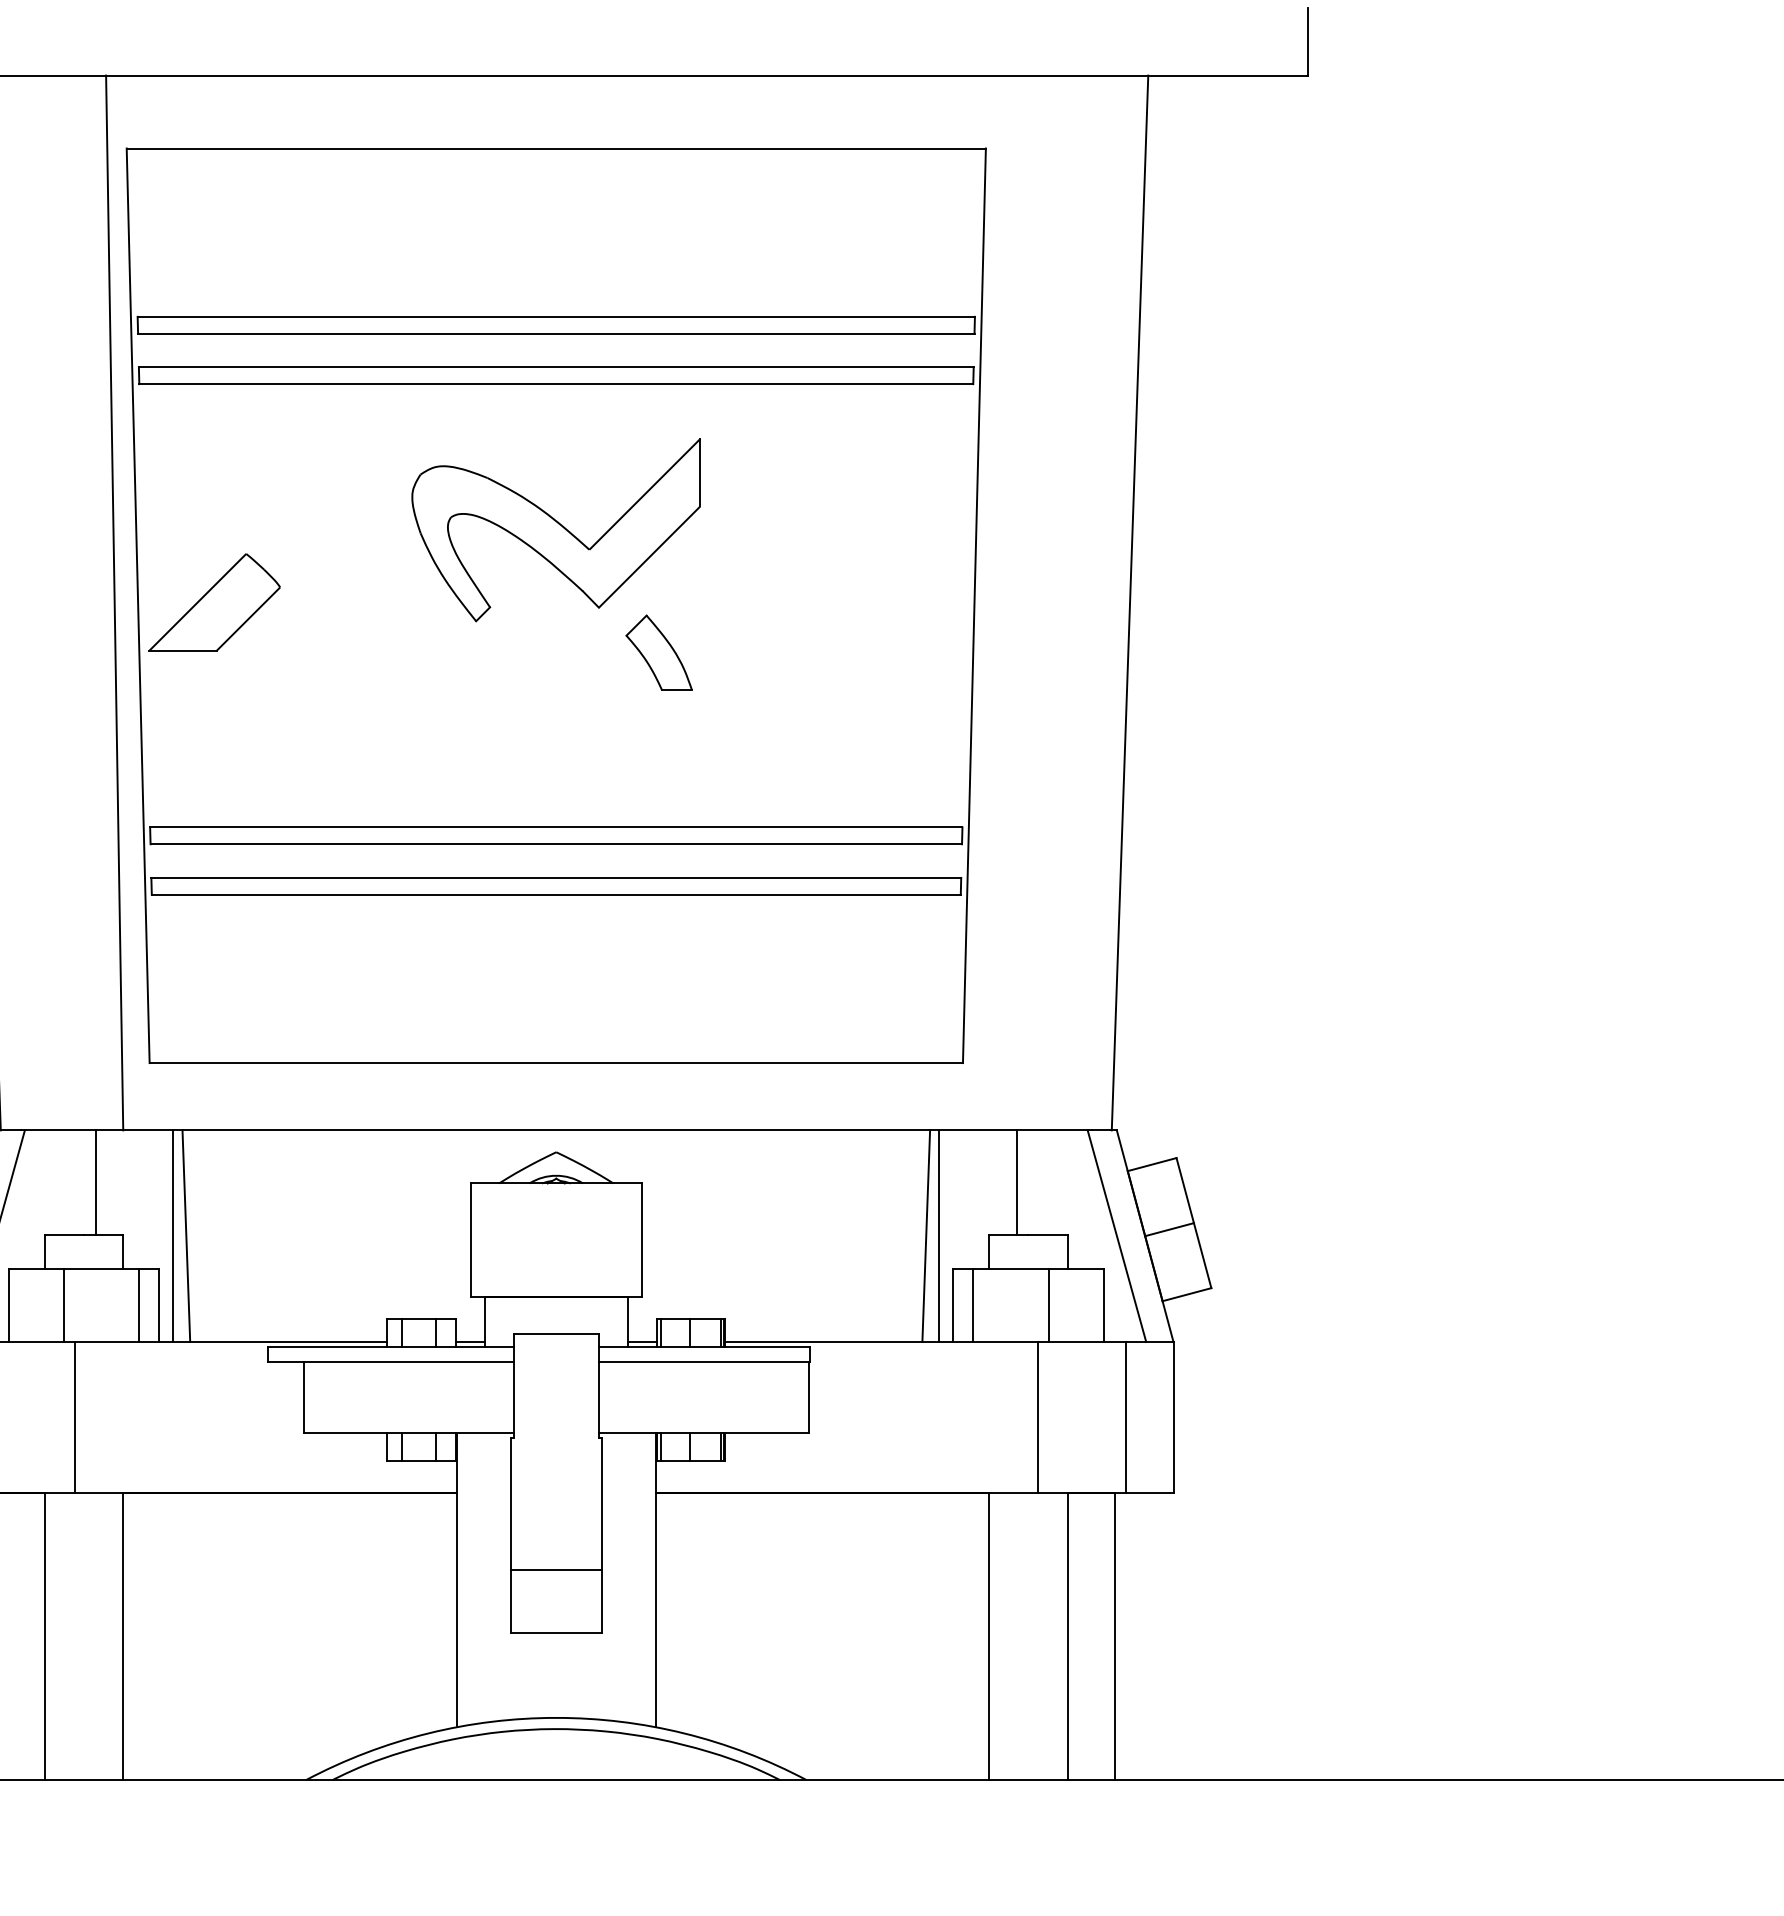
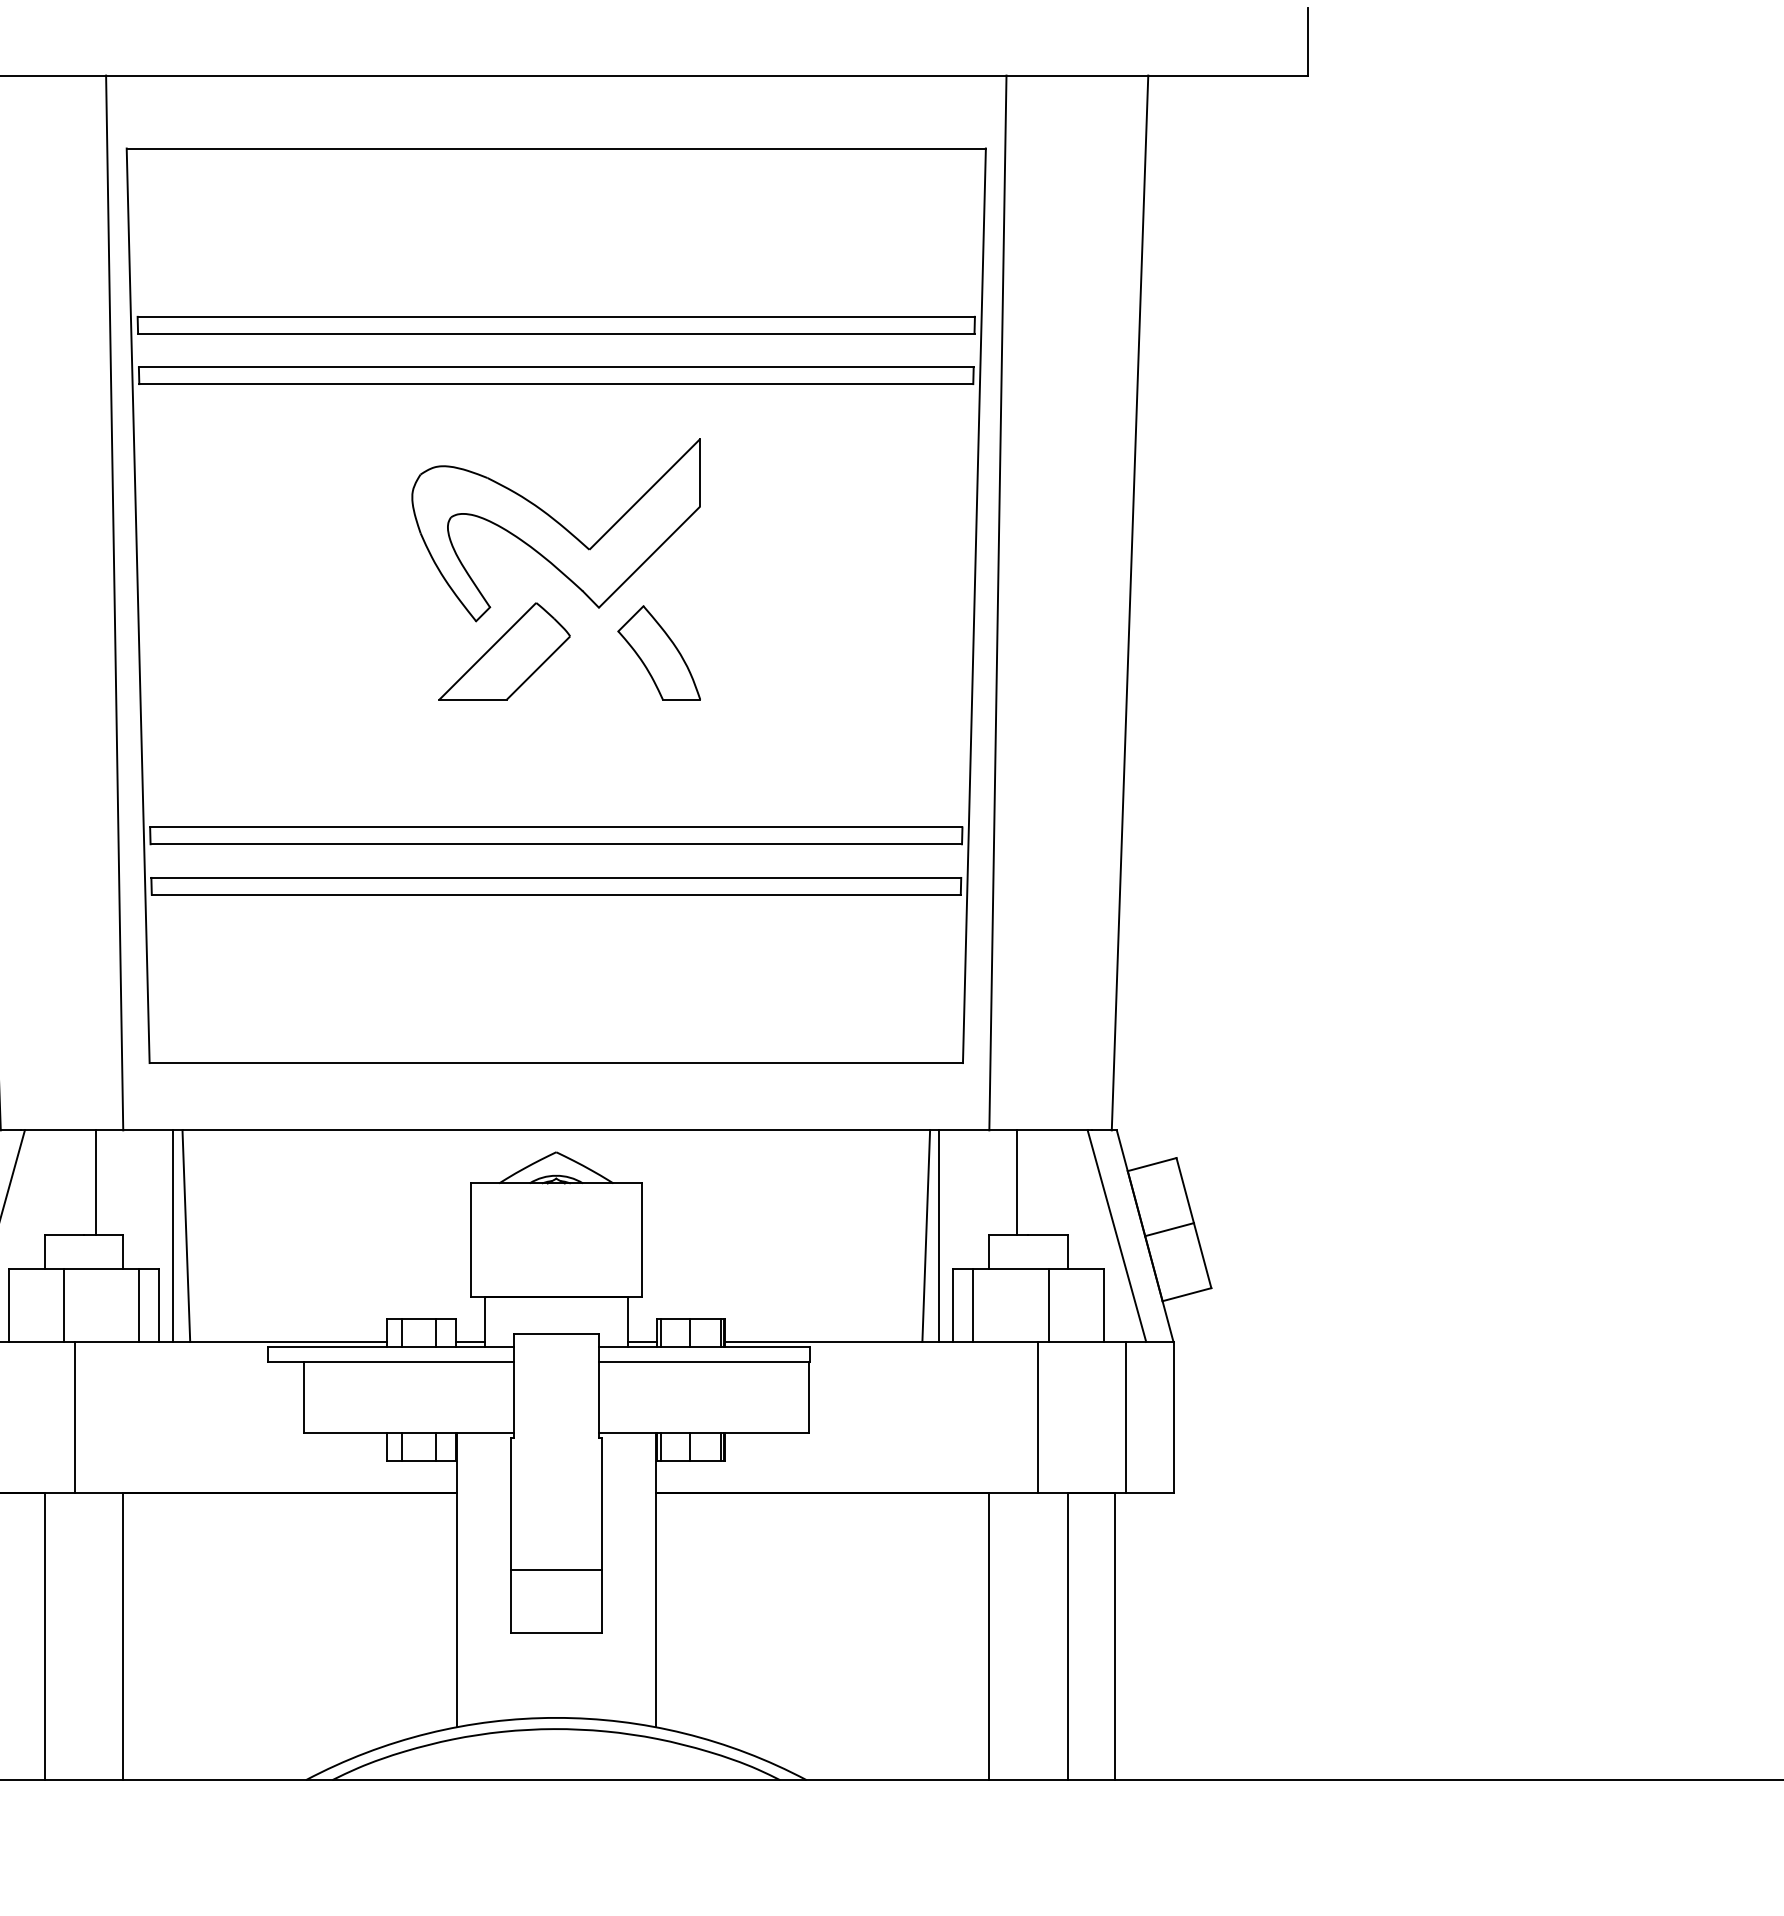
part position: (214, 602) -> (504, 651) (504, 651)
line: none -> present (997, 602)
part size: 68x77 px -> 84x96 px (658, 652)
